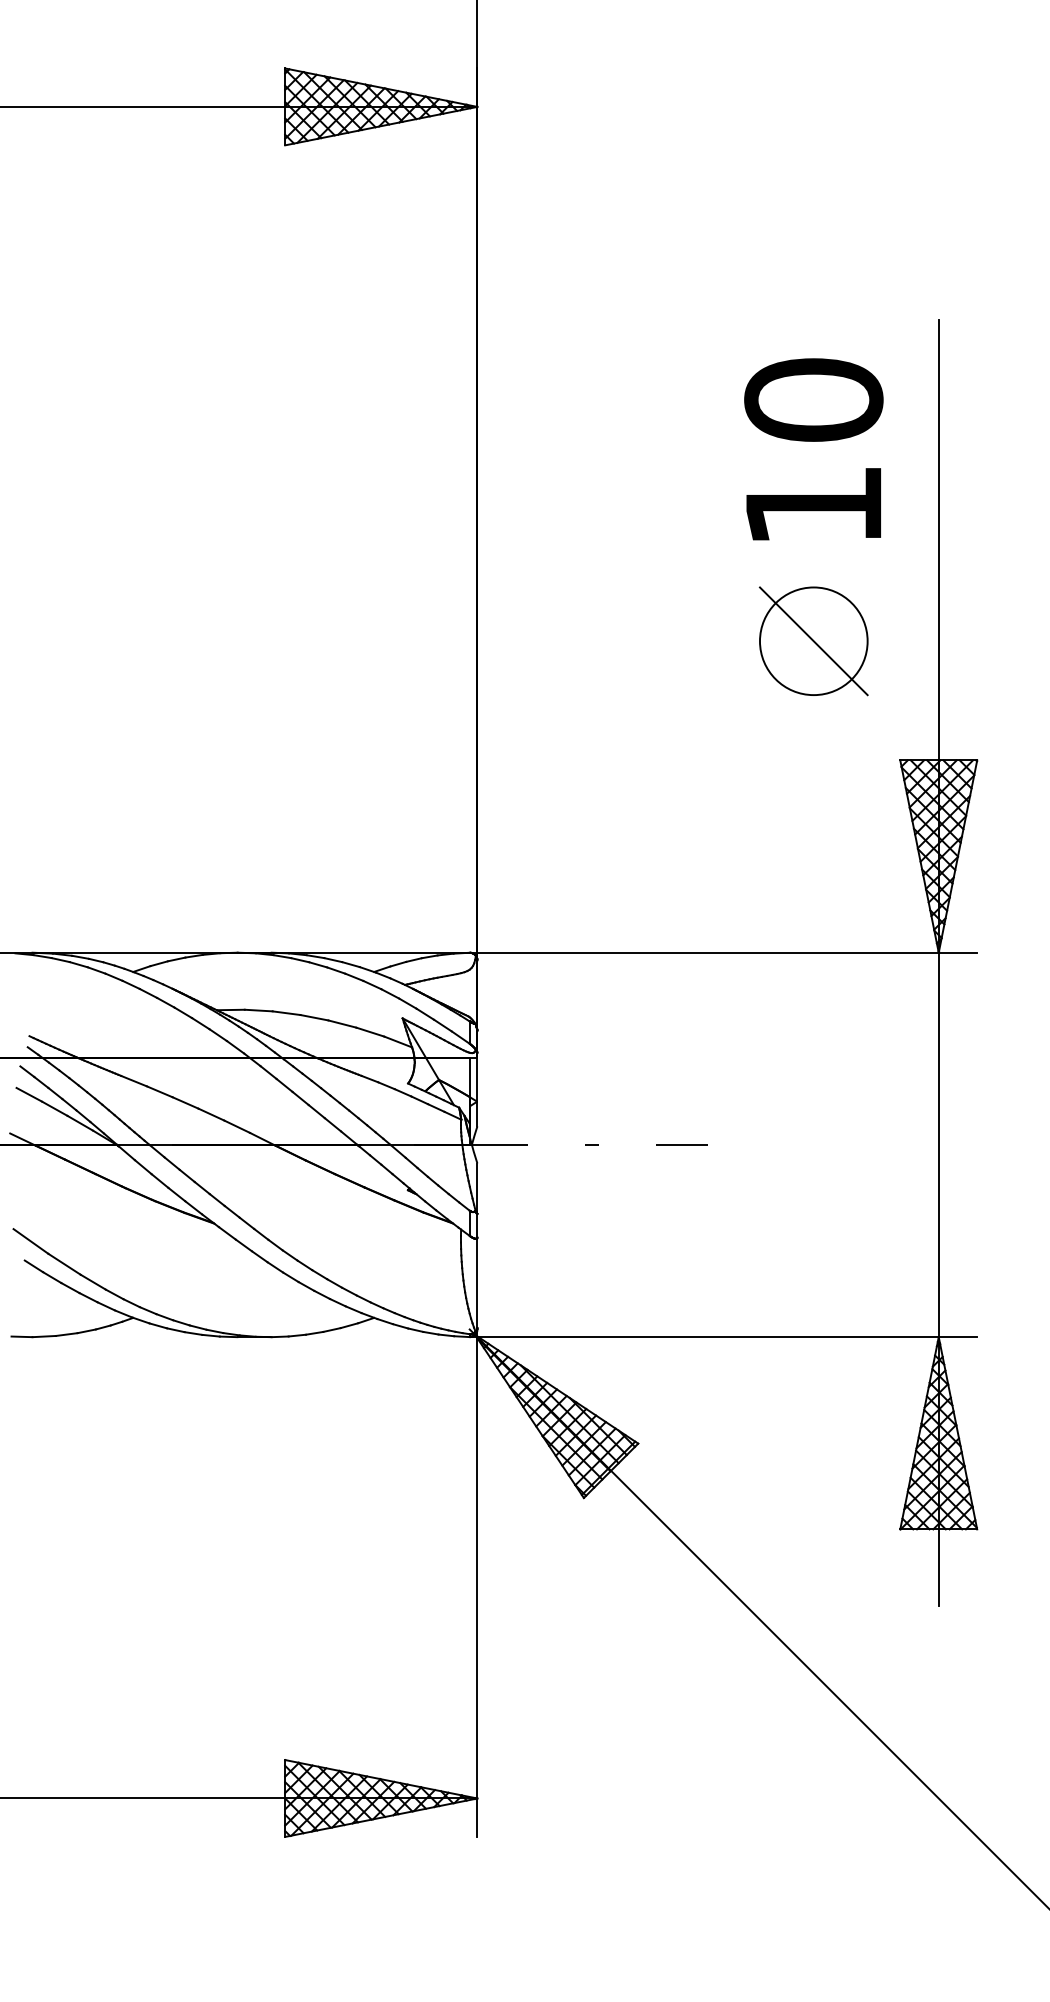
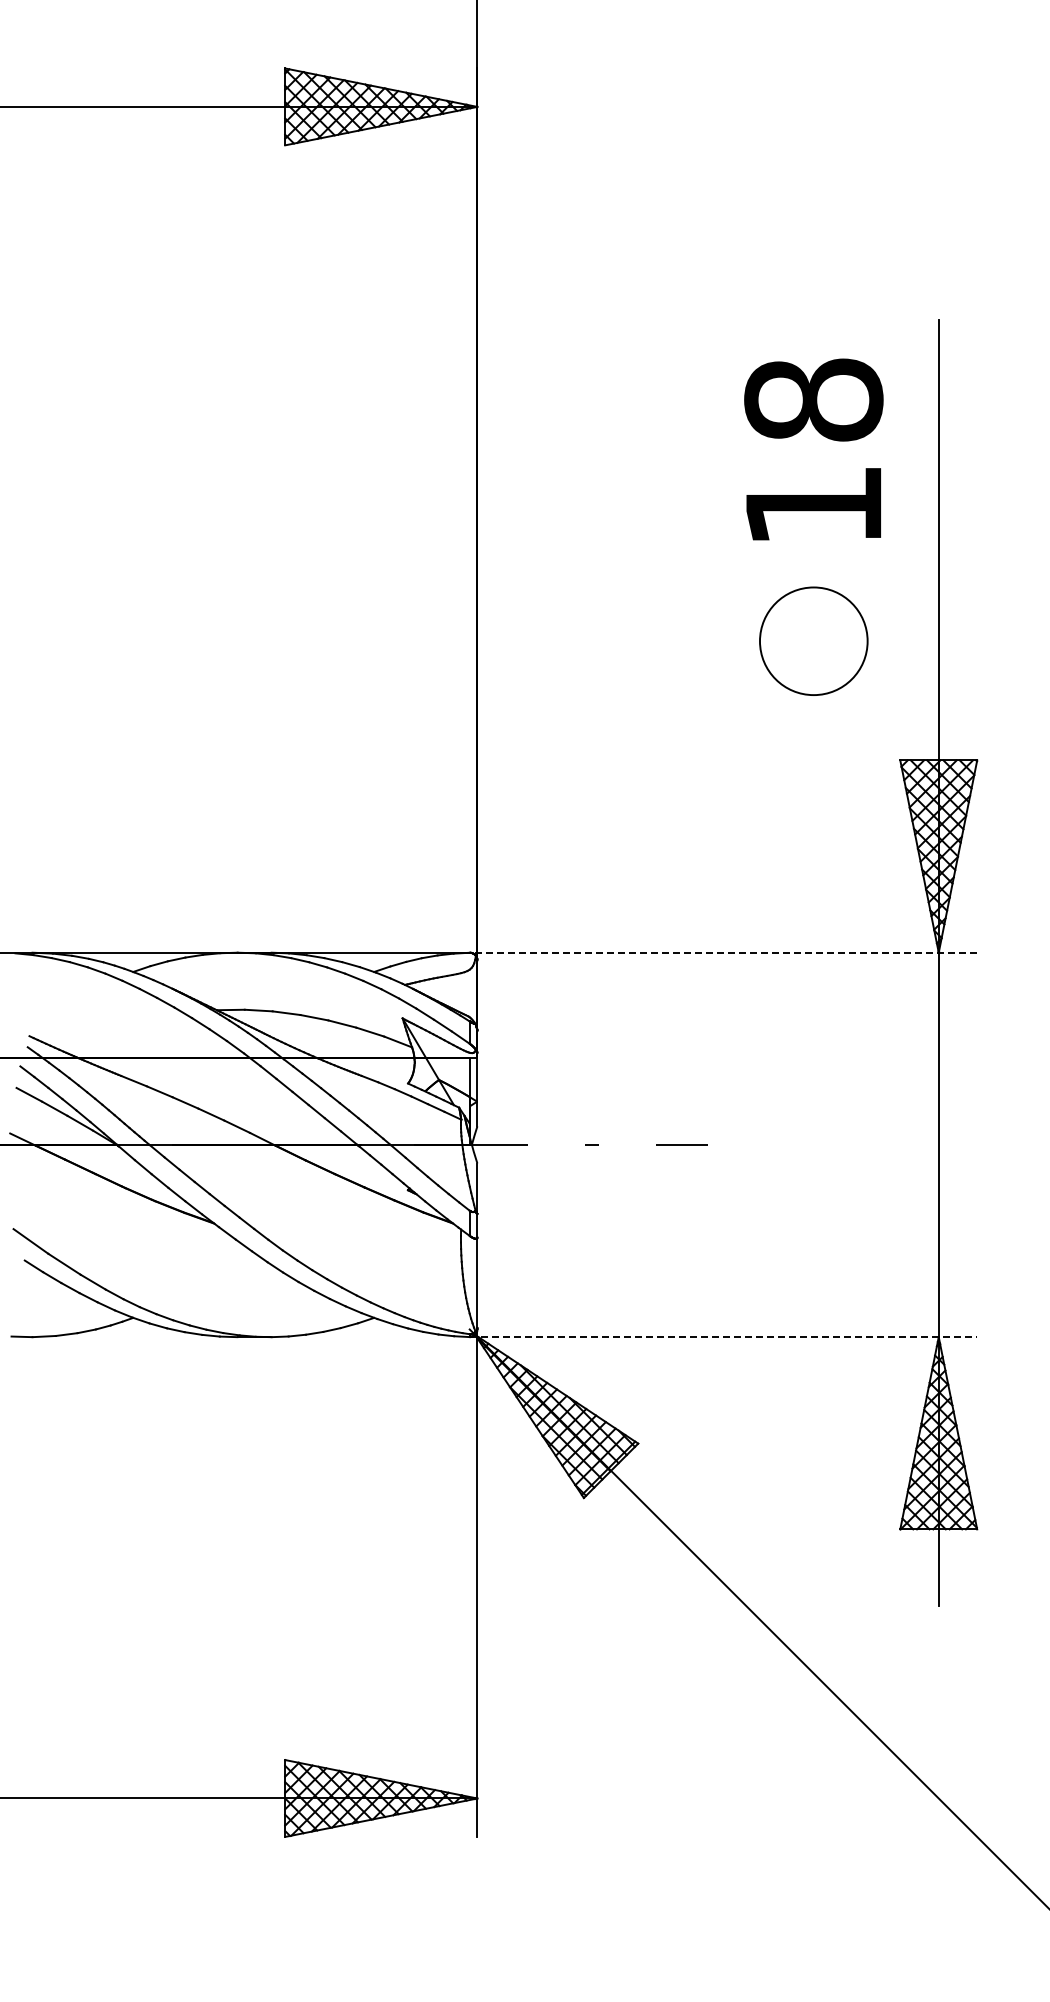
text: 10 -> 18 (813, 399)
line: present -> none (813, 641)
line: solid -> dashed (723, 952)
line: solid -> dashed (723, 1337)
